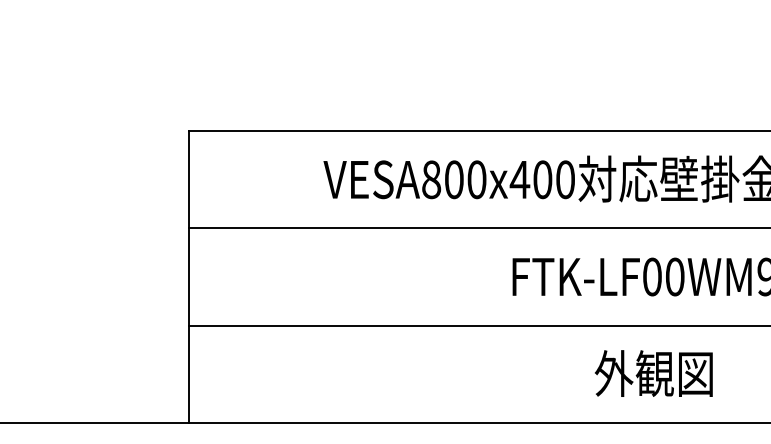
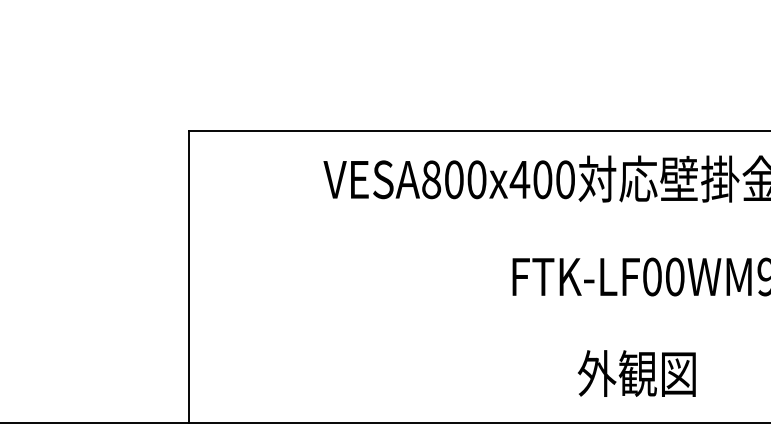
line: present -> none (478, 228)
line: present -> none (478, 325)
text position: (653, 373) -> (636, 373) (636, 373)
